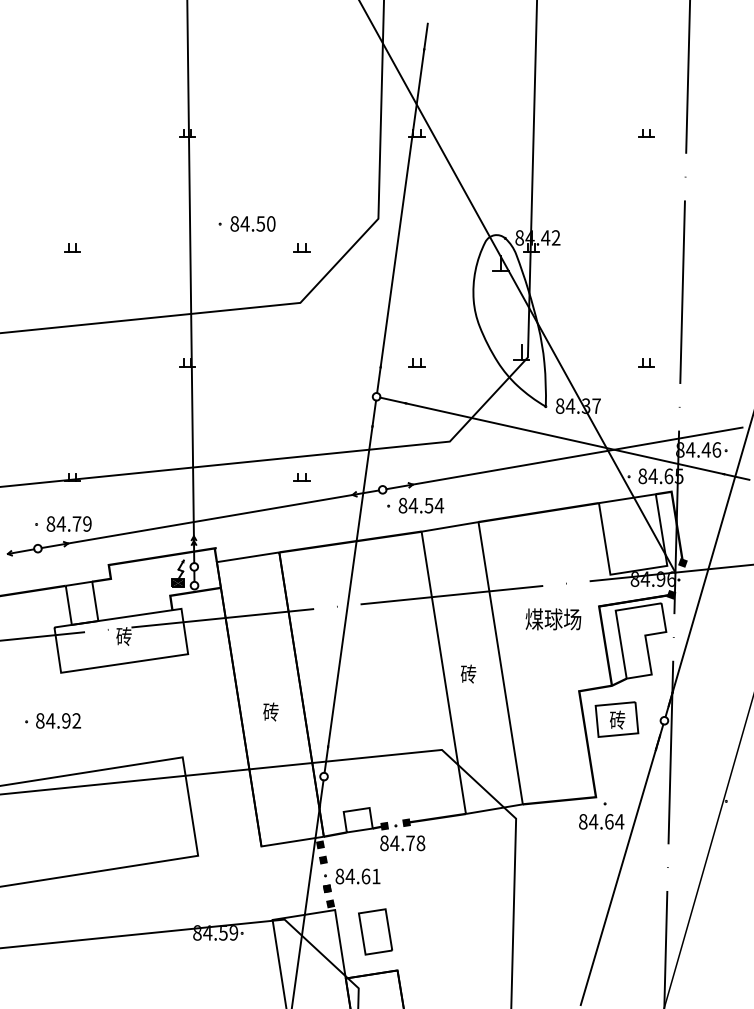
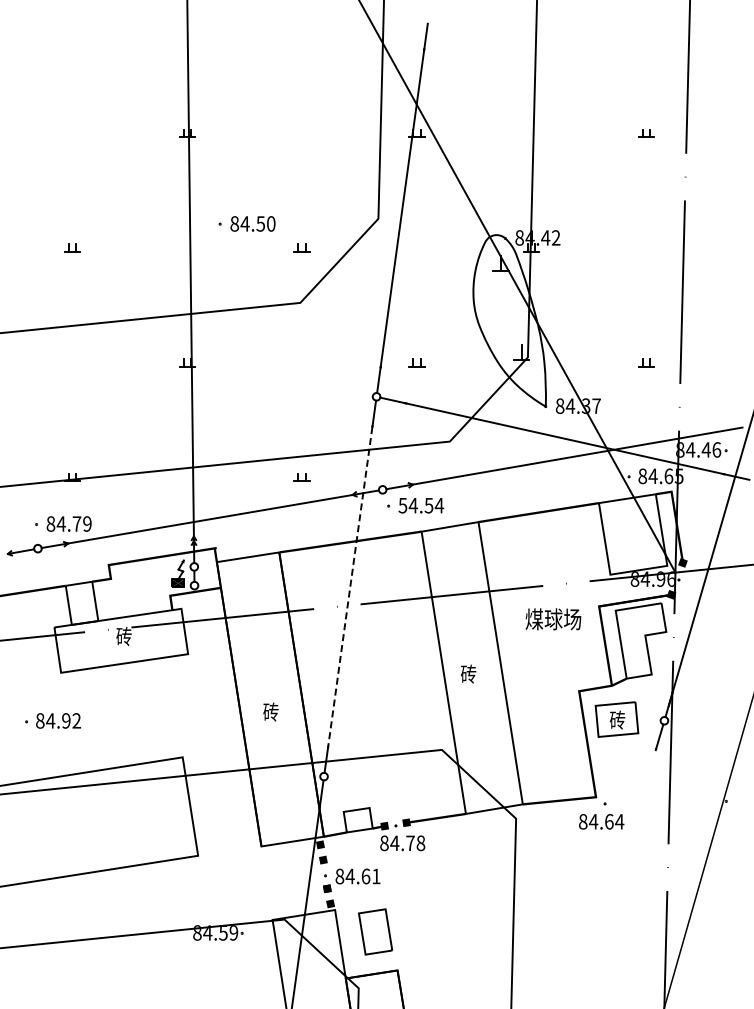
text: 84.54 -> 54.54 (402, 505)
line: solid -> dashed (350, 587)
line: present -> none (620, 870)
